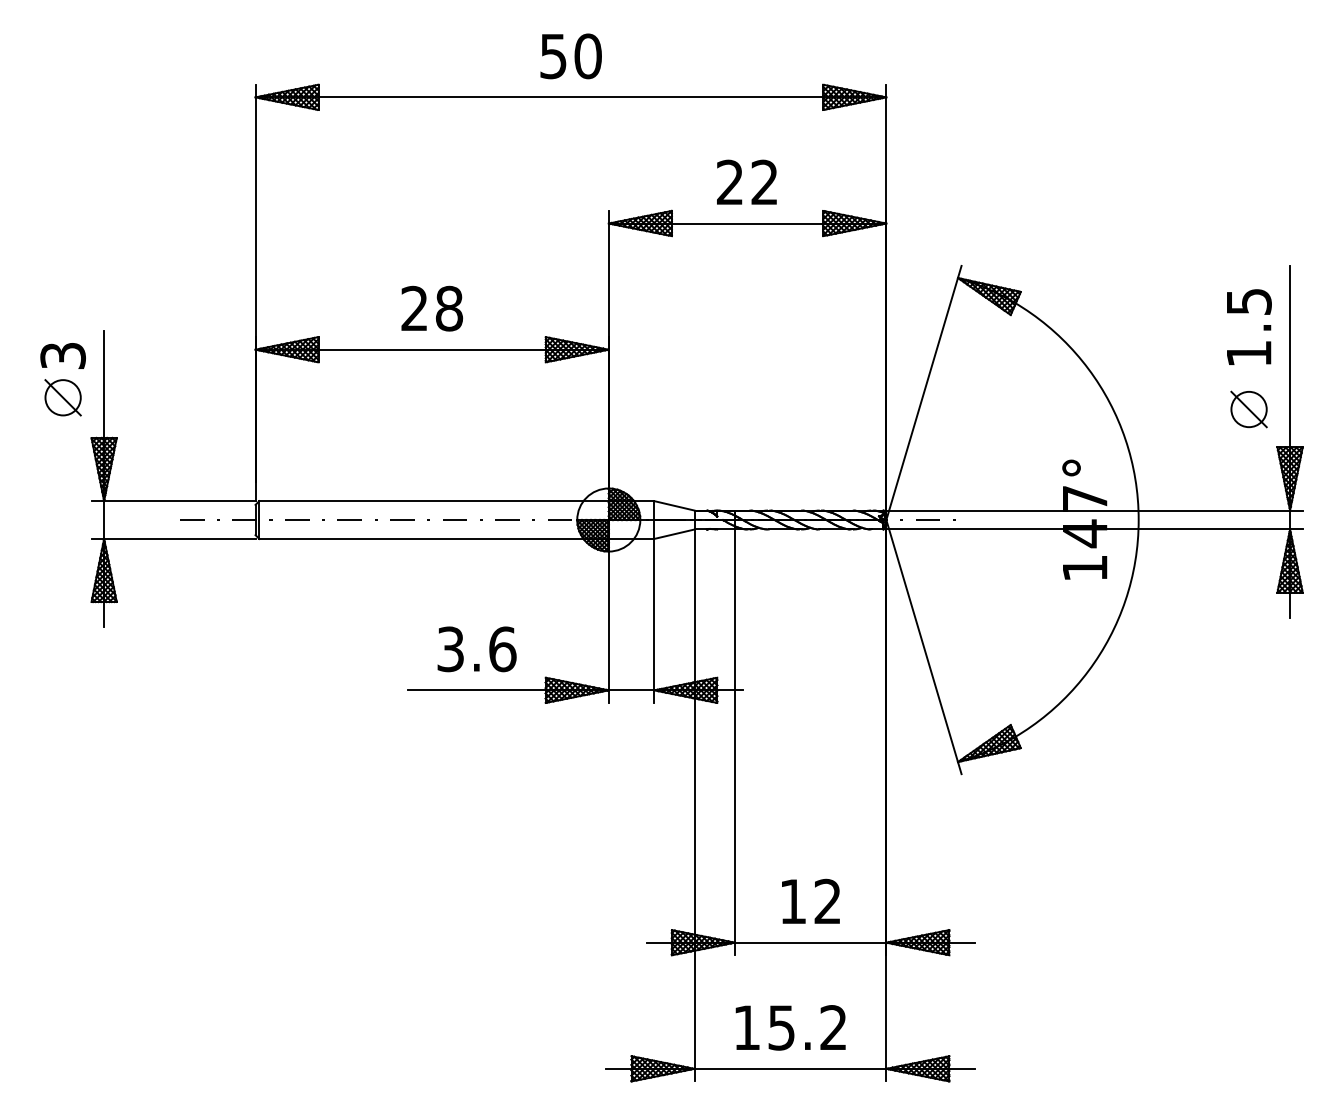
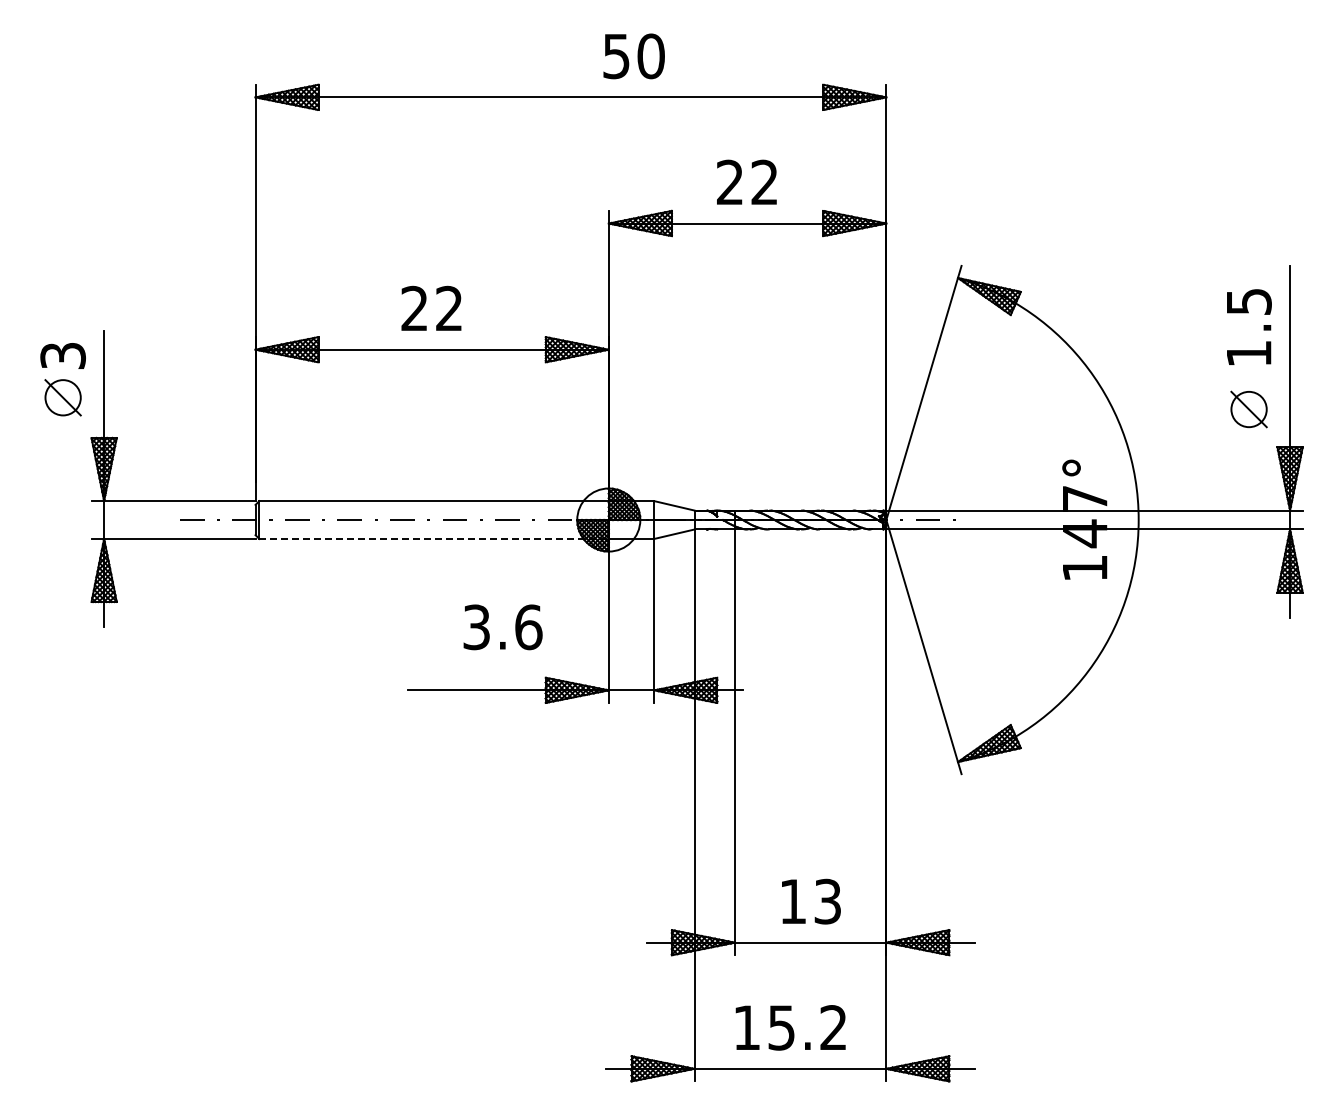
text position: (570, 56) -> (633, 56) (633, 56)
text: 28 -> 22 (449, 308)
line: solid -> dashed (434, 538)
text position: (476, 649) -> (502, 627) (502, 627)
text: 12 -> 13 (827, 901)
